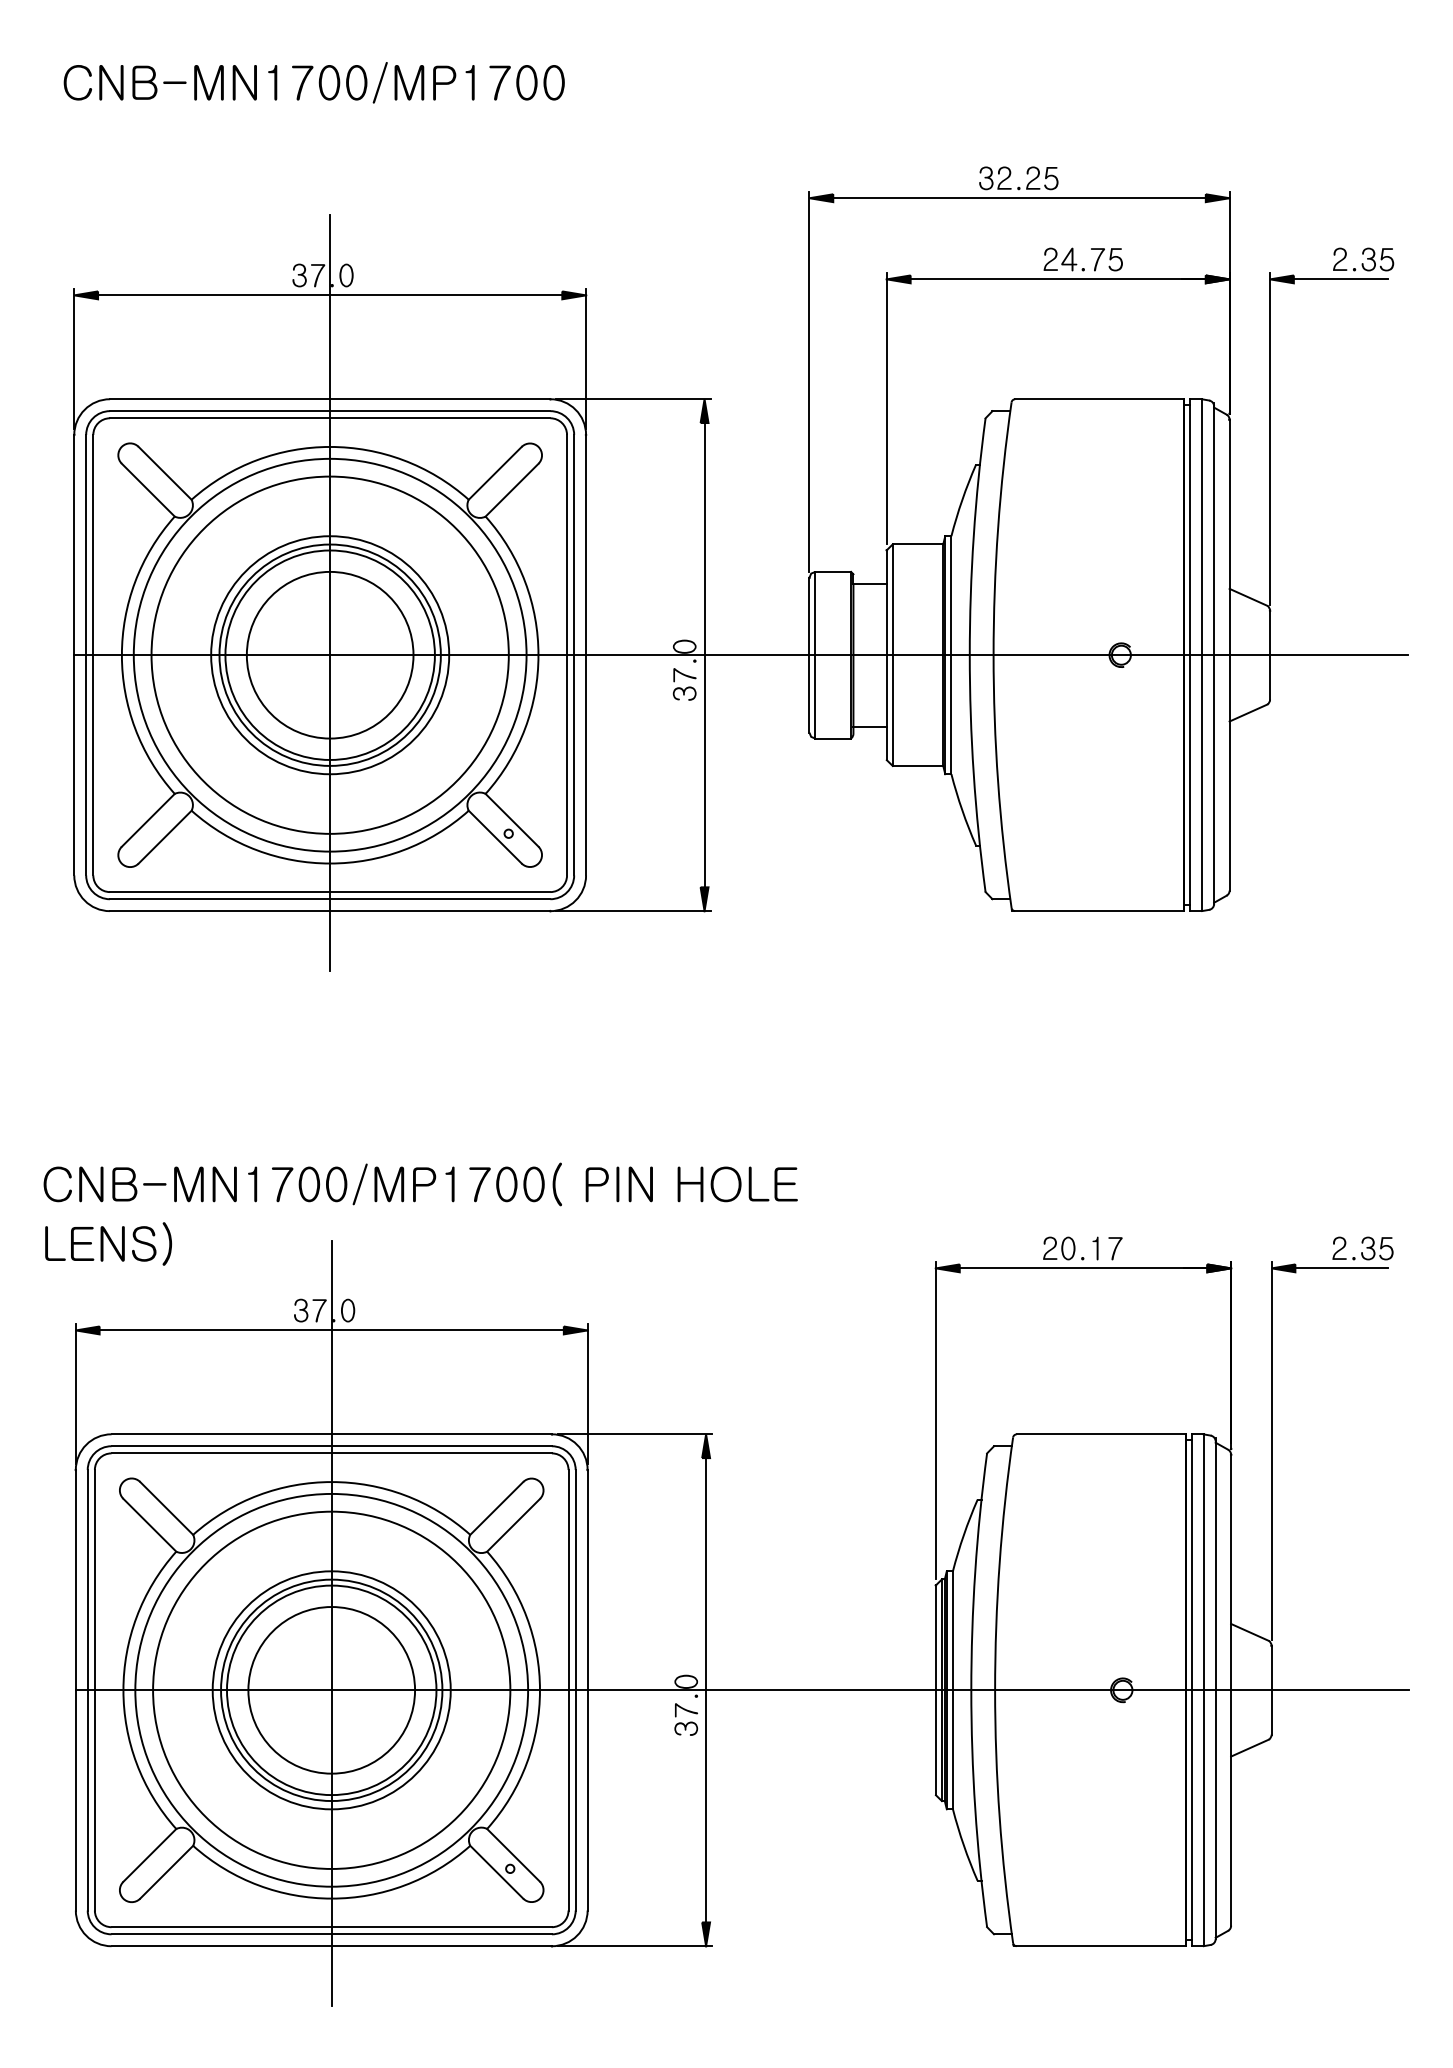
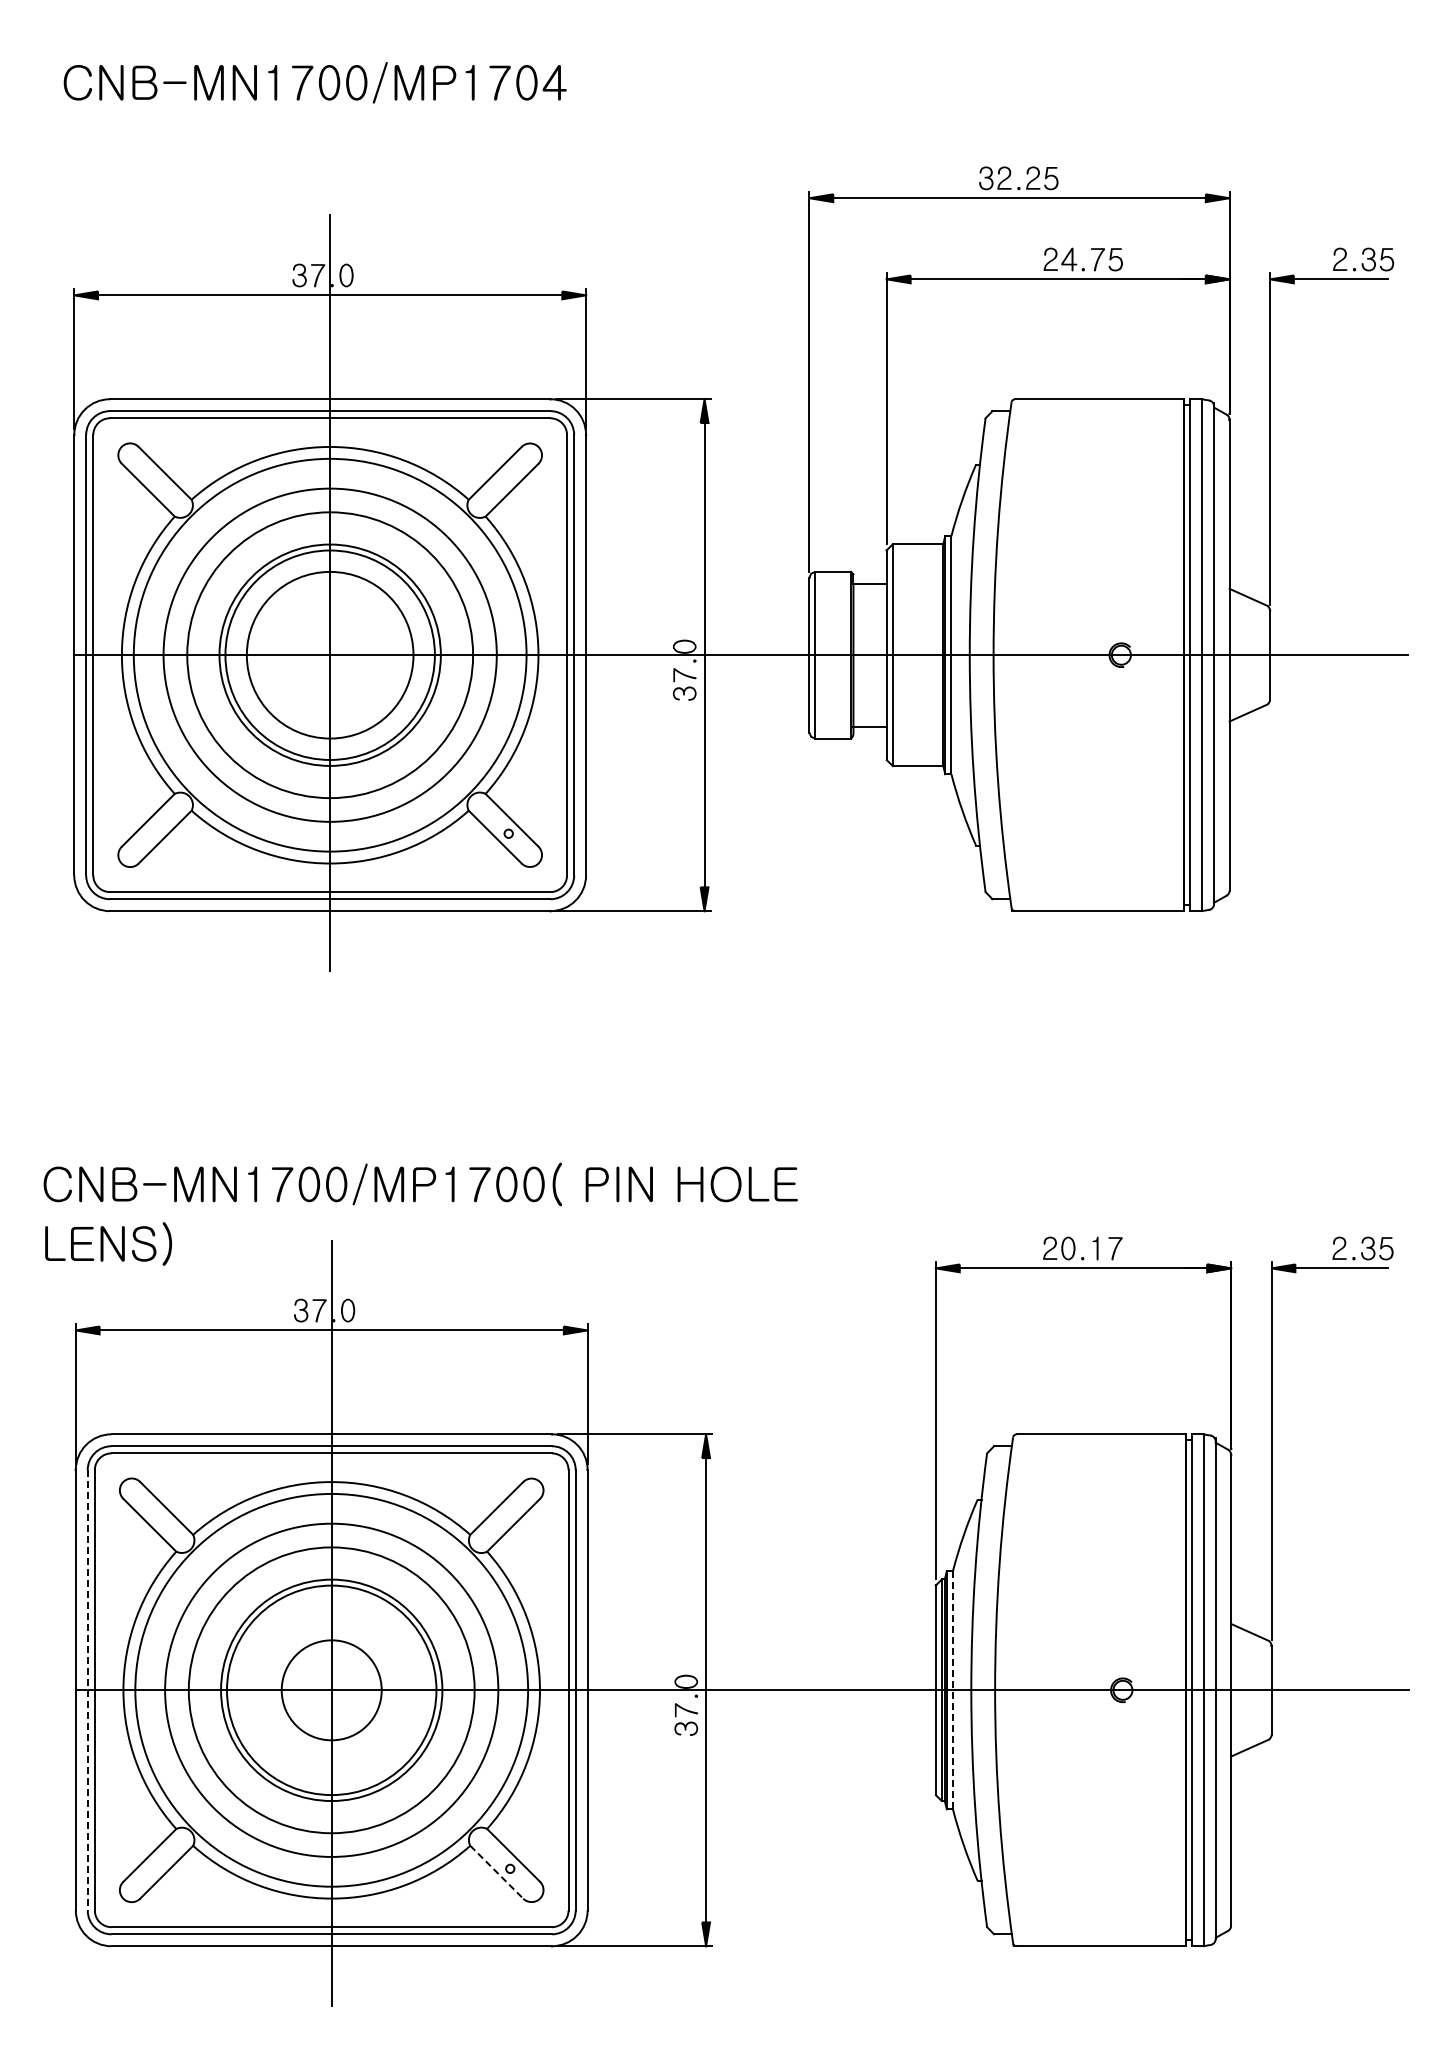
text: CNB-MN1700/MP1700 -> CNB-MN1700/MP1704 (554, 82)
circle diameter: 357 px -> 286 px (330, 655)
circle diameter: 238 px -> 333 px (329, 654)
circle diameter: 357 px -> 286 px (331, 1690)
line: solid -> dashed (952, 1689)
line: solid -> dashed (87, 1690)
circle diameter: 167 px -> 100 px (331, 1690)
circle diameter: 238 px -> 333 px (331, 1689)
line: solid -> dashed (497, 1872)
